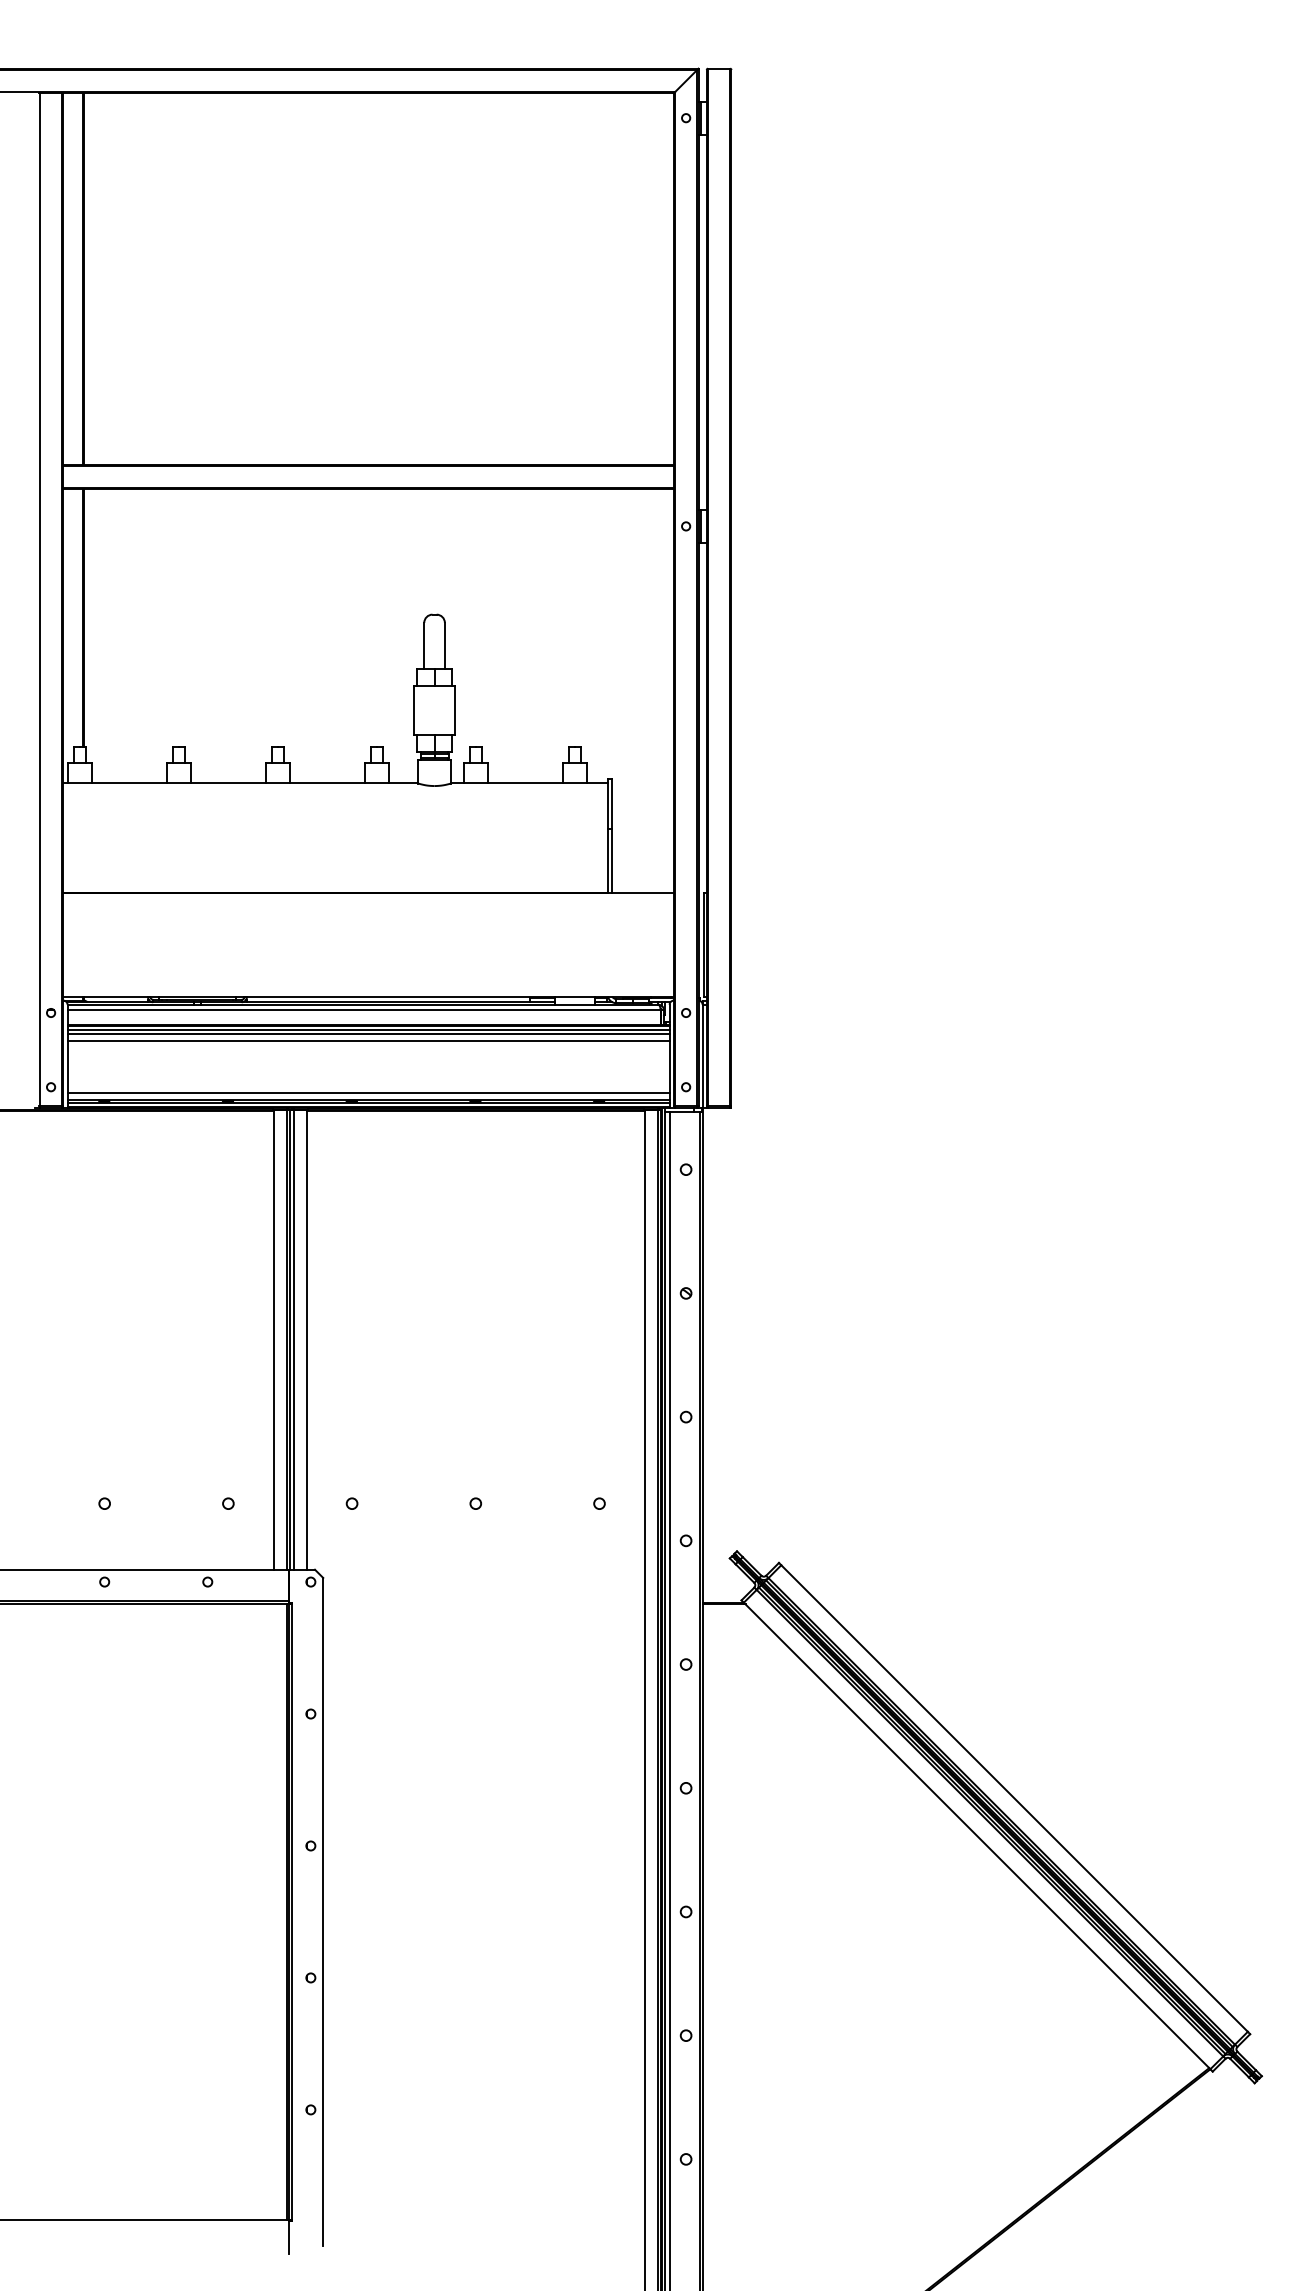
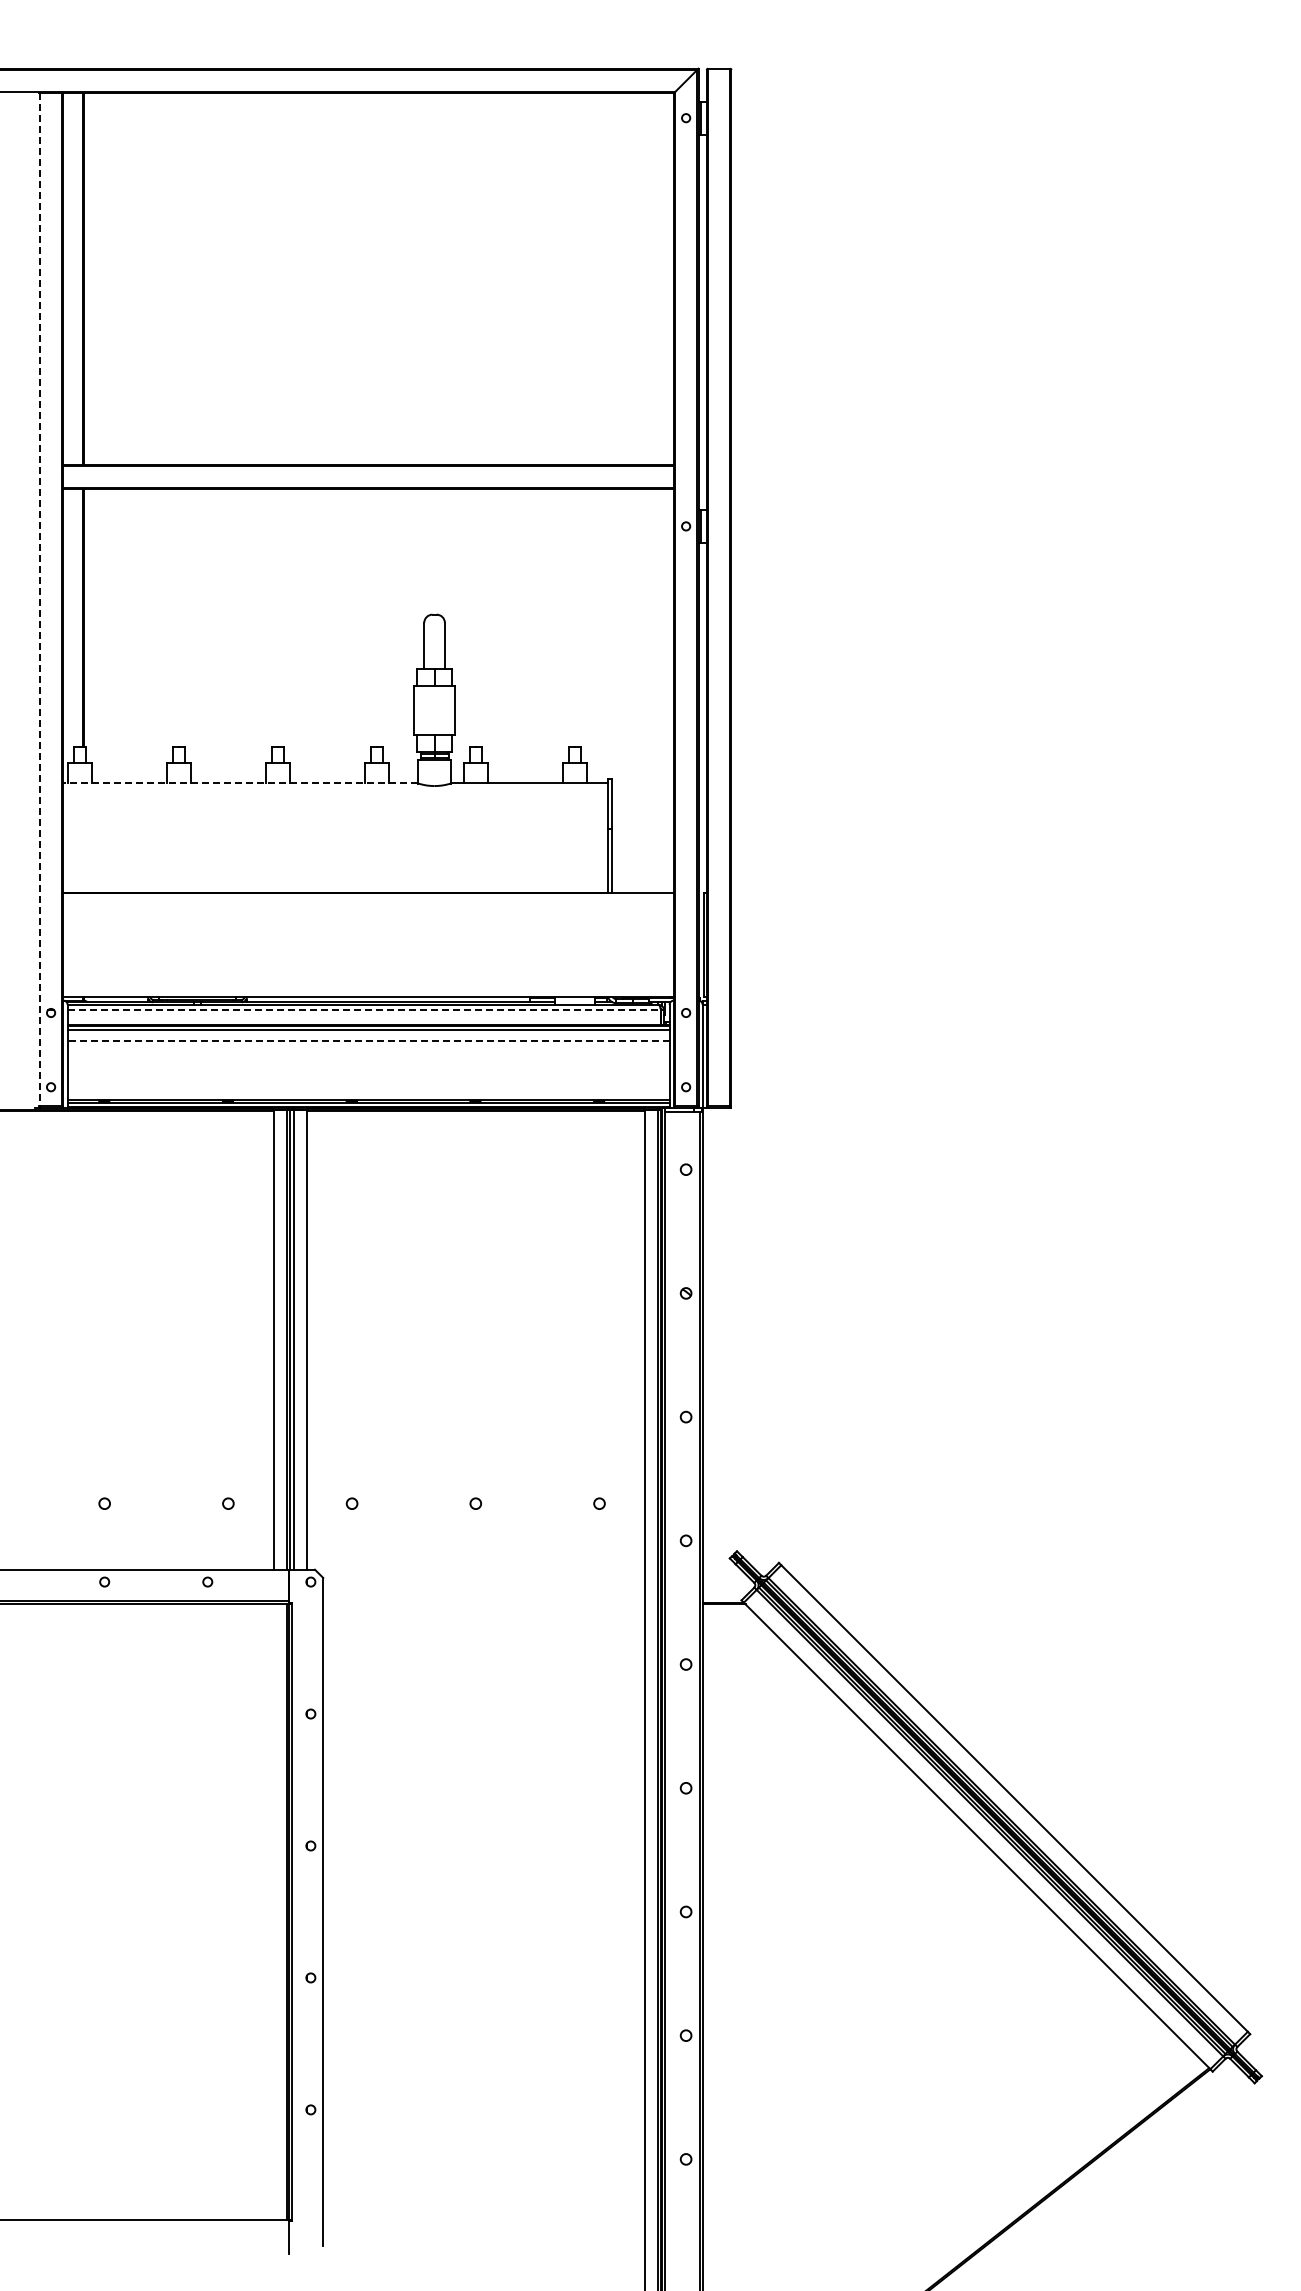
line: solid -> dashed (39, 600)
line: solid -> dashed (240, 783)
line: solid -> dashed (364, 1010)
line: present -> none (368, 1033)
line: solid -> dashed (368, 1040)
line: present -> none (368, 1092)
line: present -> none (670, 1699)
